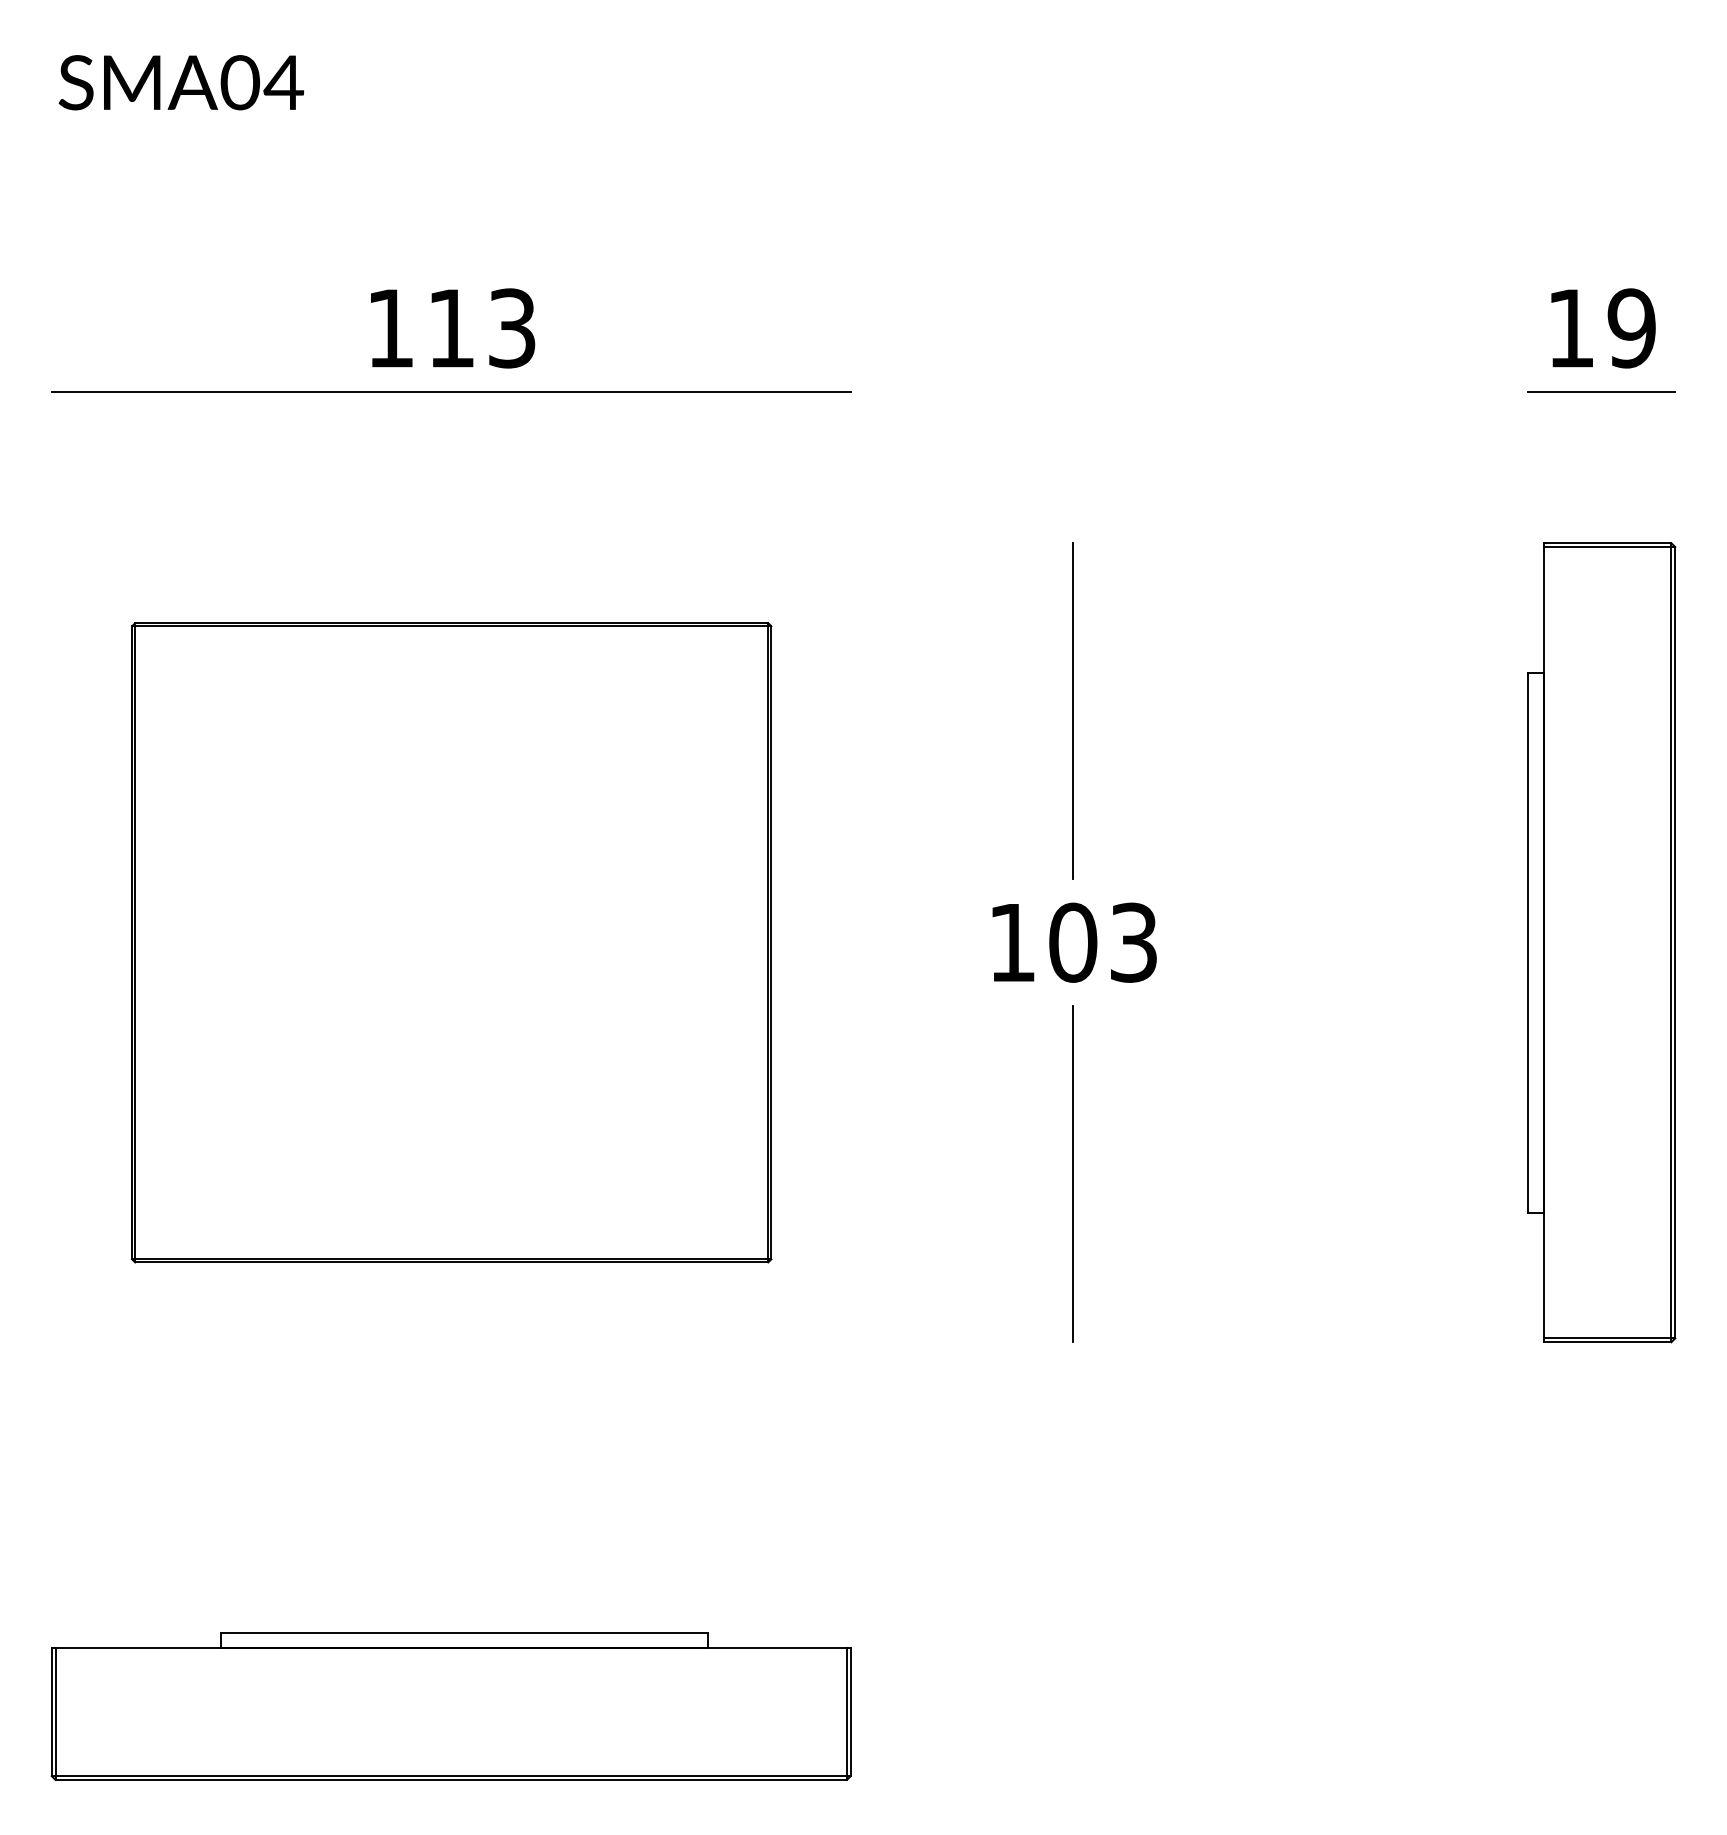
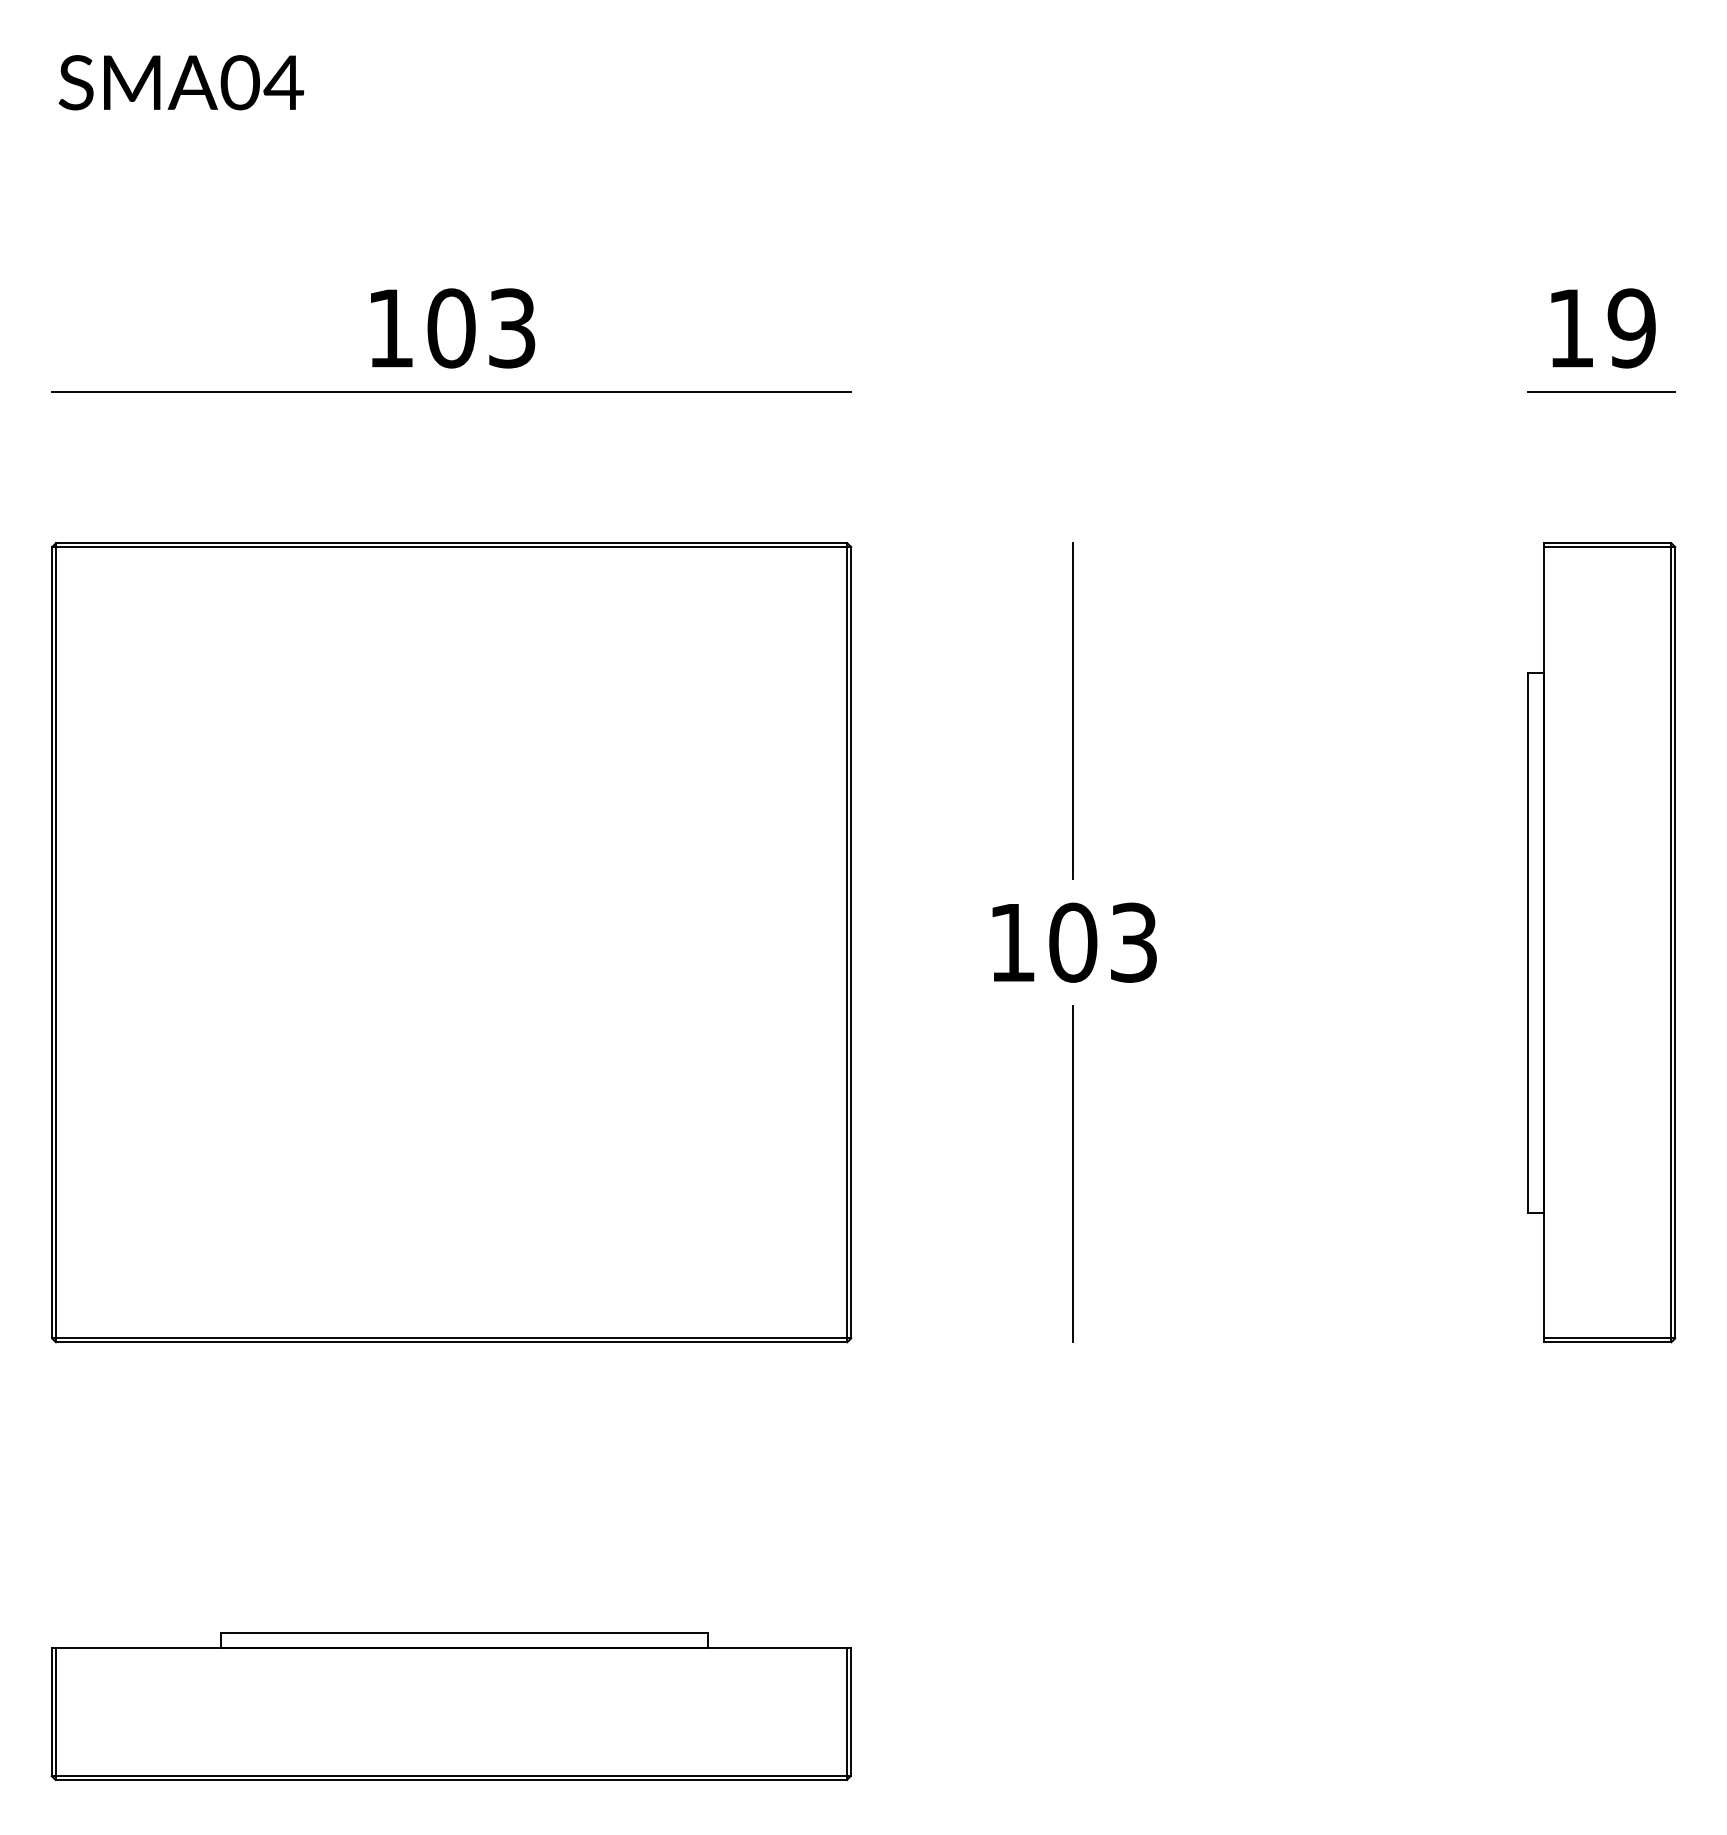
text: 113 -> 103 (451, 328)
part size: 642x642 px -> 802x802 px (451, 942)
